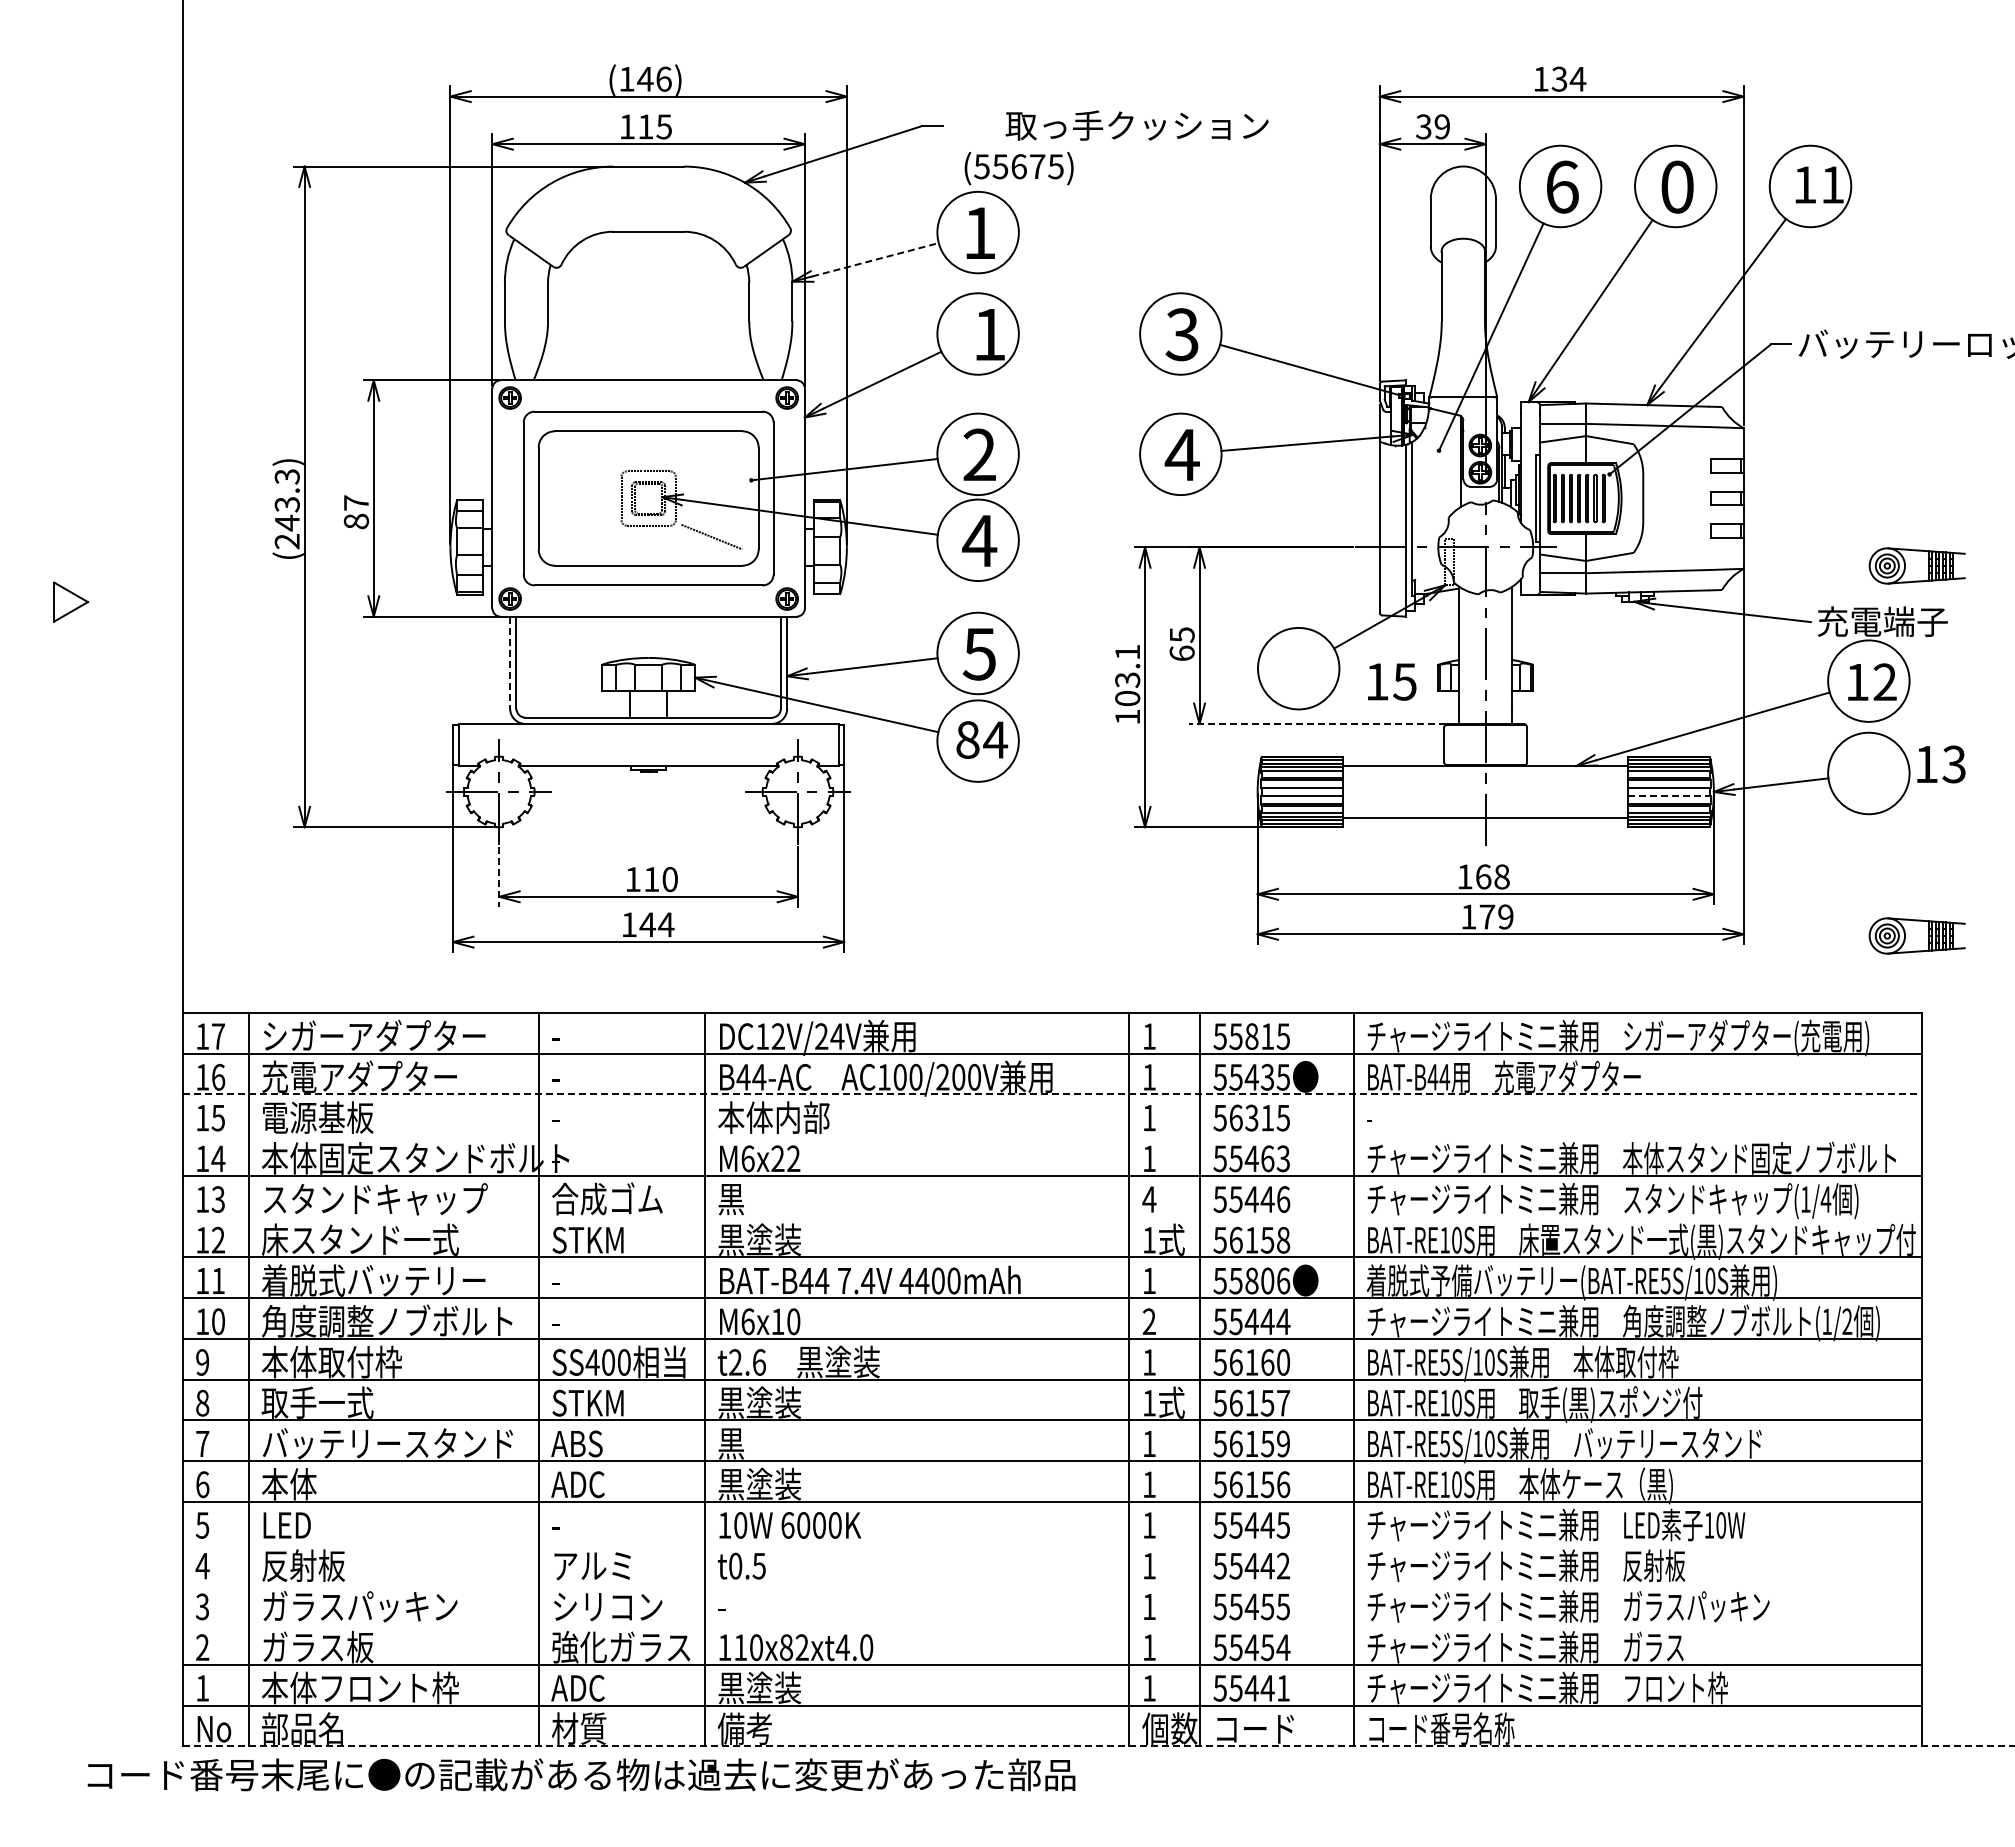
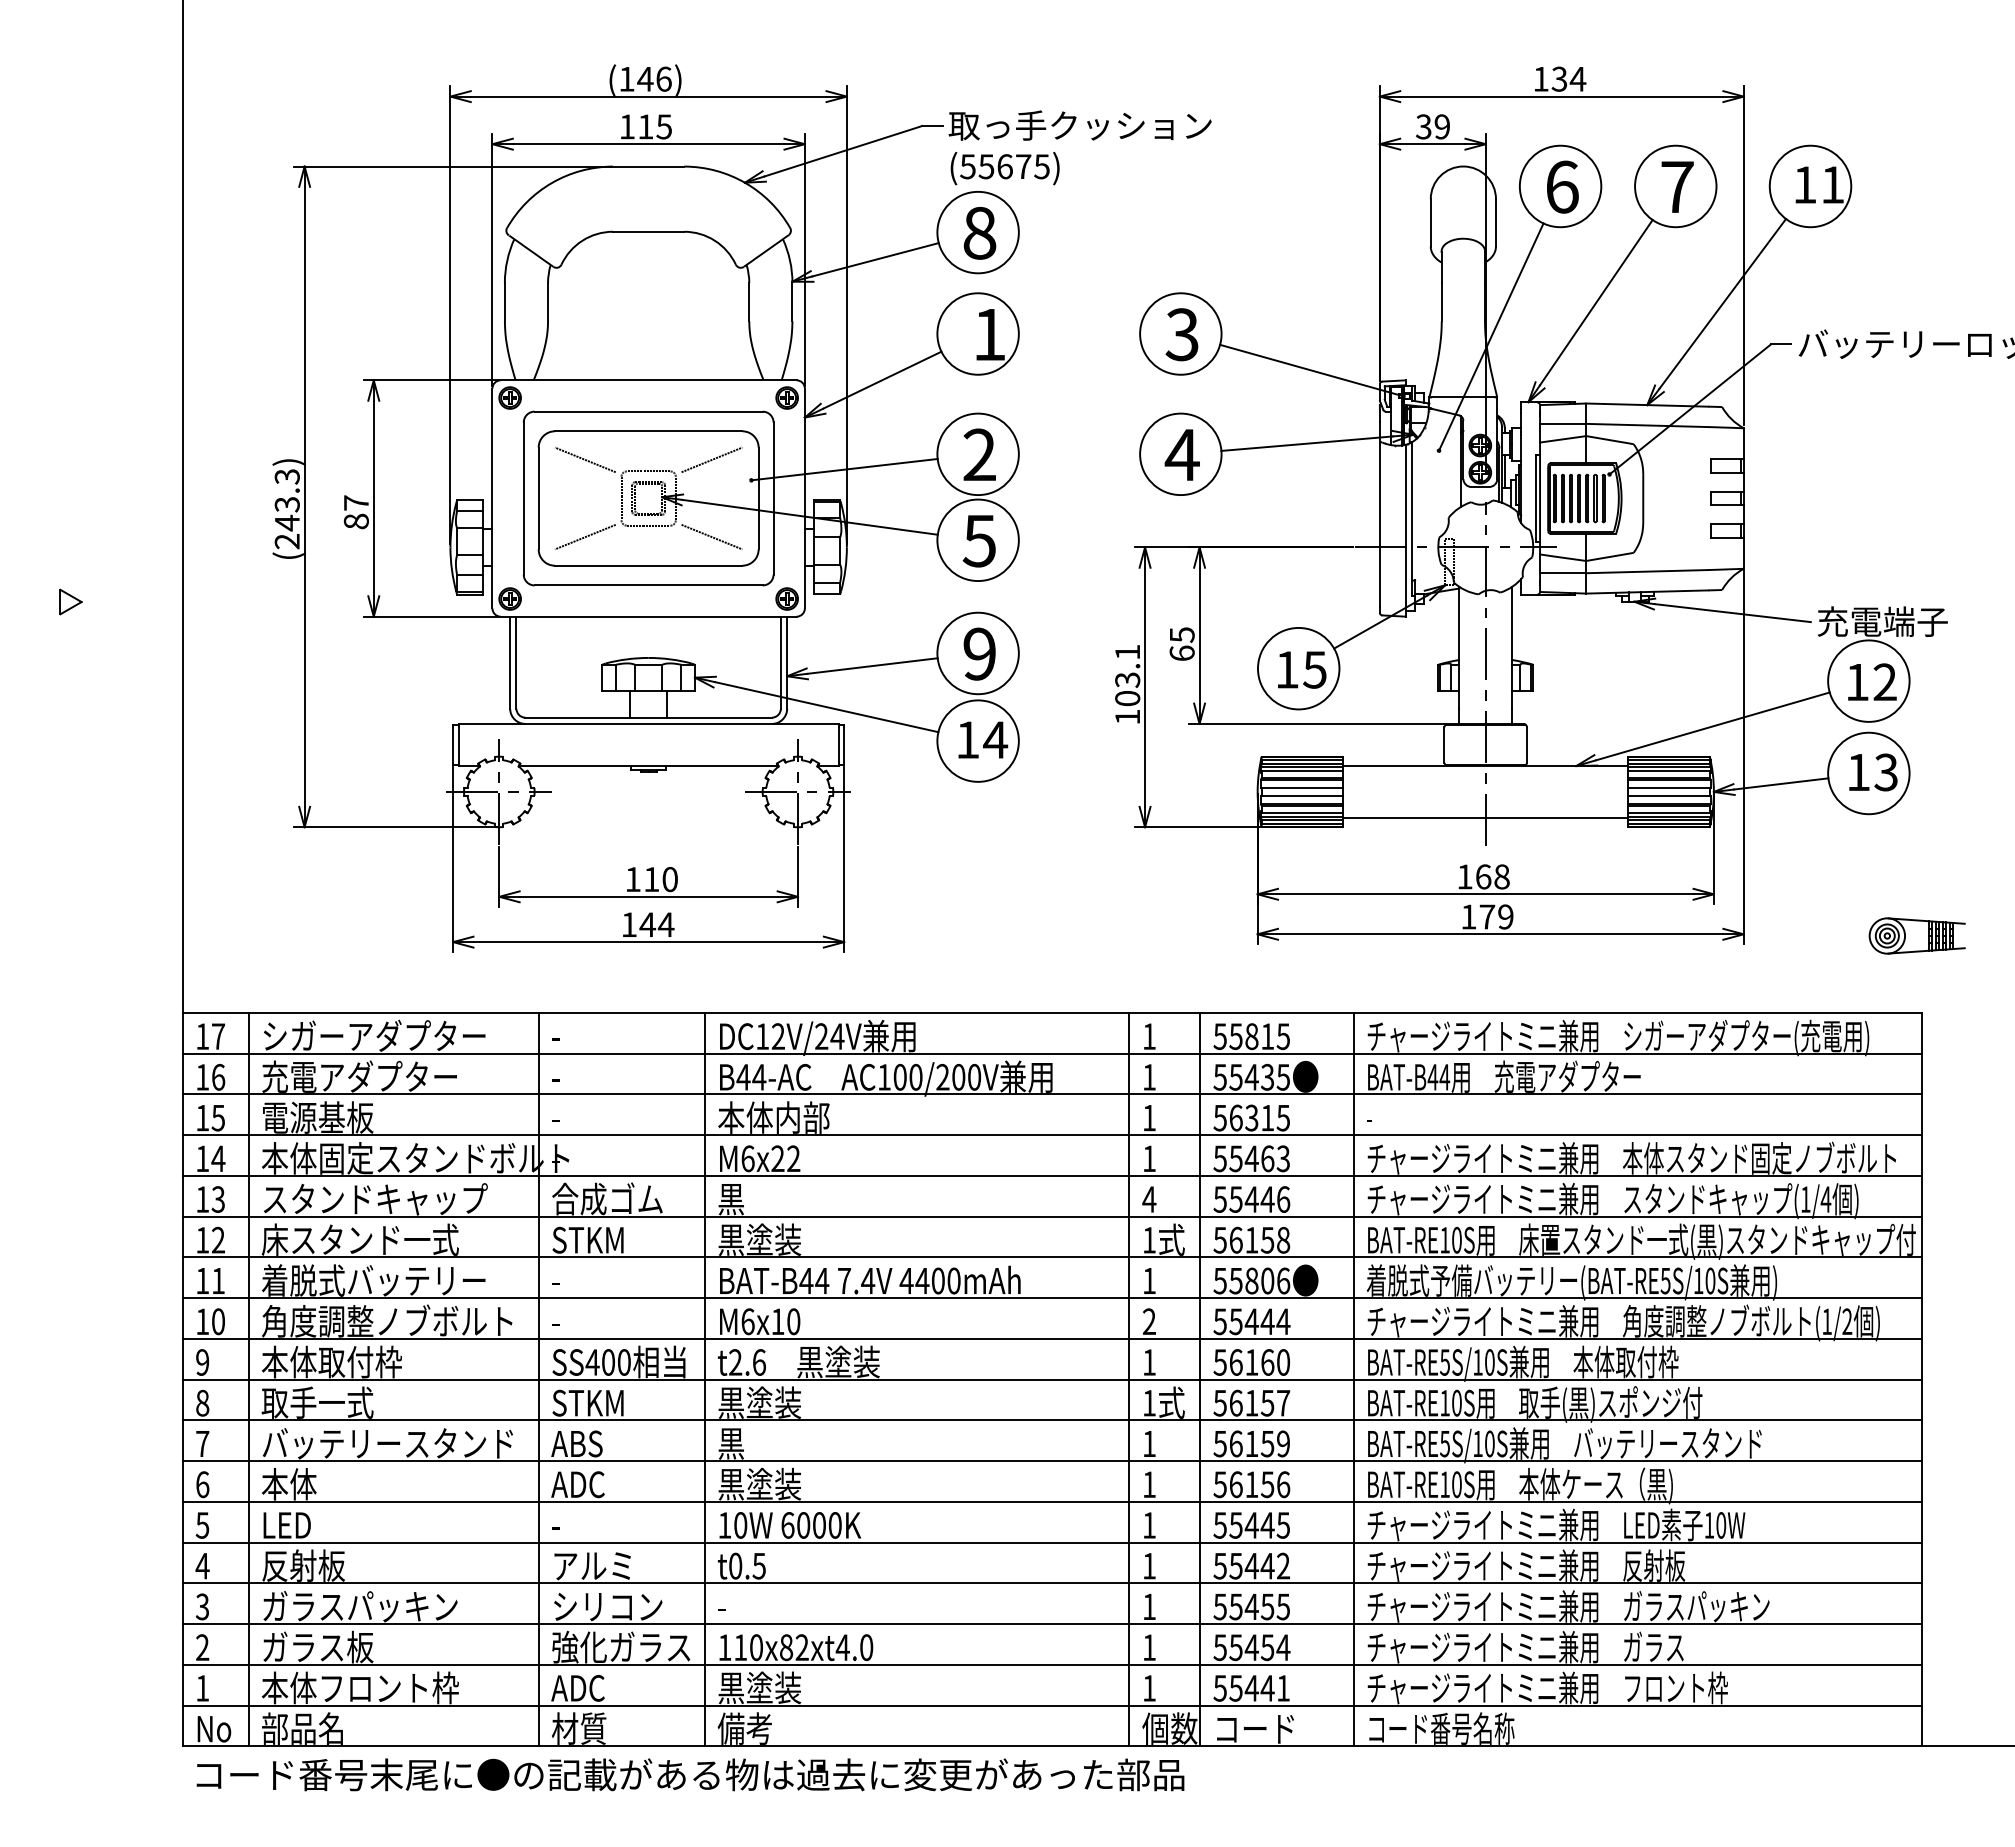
text position: (1136, 125) -> (1079, 125) (1079, 125)
text position: (1018, 168) -> (1004, 168) (1004, 168)
text: 0 -> 7 (1677, 186)
text: 1 -> 8 (979, 232)
line: dashed -> solid (875, 259)
line: none -> present (584, 459)
line: none -> present (711, 459)
line: none -> present (584, 536)
text: 4 -> 5 (979, 541)
part: present -> none (1916, 565)
part size: 37x42 px -> 24x28 px (70, 601)
text: 5 -> 9 (978, 653)
line: dashed -> solid (510, 663)
text position: (1392, 681) -> (1302, 669) (1302, 669)
line: dashed -> solid (1317, 723)
text: 84 -> 14 (967, 739)
text position: (1941, 764) -> (1873, 772) (1873, 772)
line: dashed -> solid (1669, 796)
line: dashed -> solid (499, 877)
line: dashed -> solid (1052, 1094)
line: none -> present (1052, 1135)
line: none -> present (1052, 1216)
line: none -> present (1052, 1542)
line: none -> present (1052, 1583)
line: none -> present (1052, 1624)
line: dashed -> solid (1098, 1746)
text position: (581, 1774) -> (690, 1774) (690, 1774)
